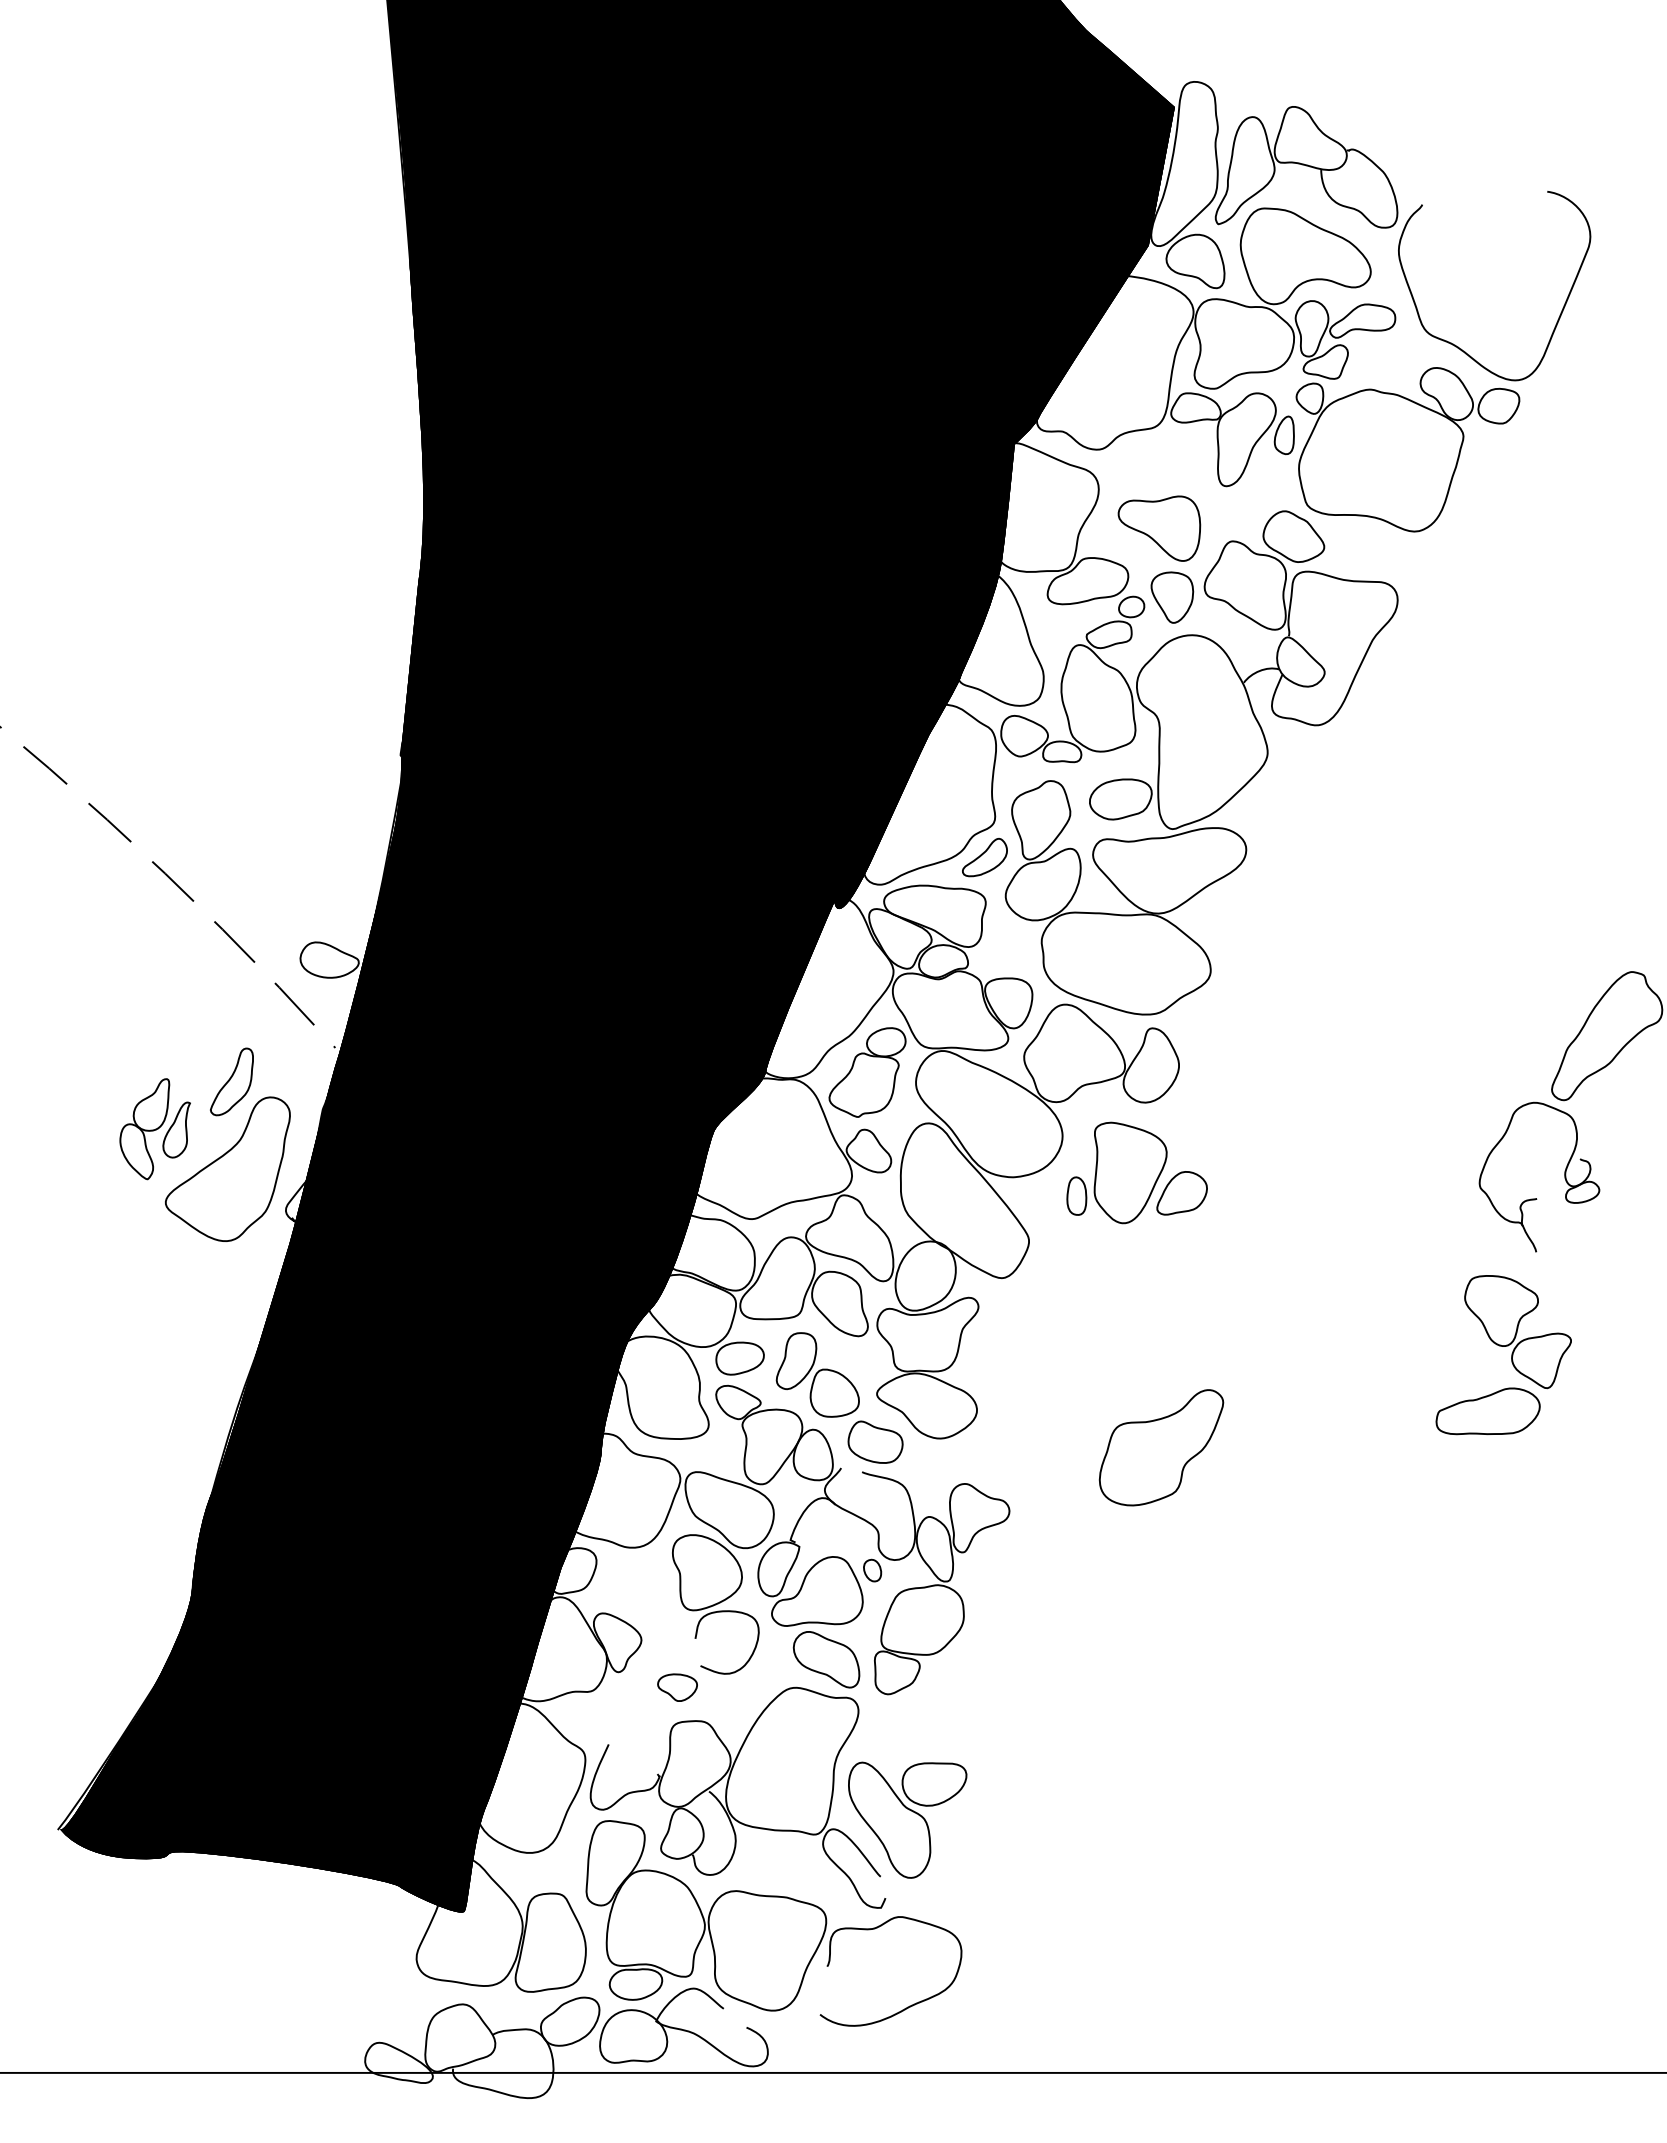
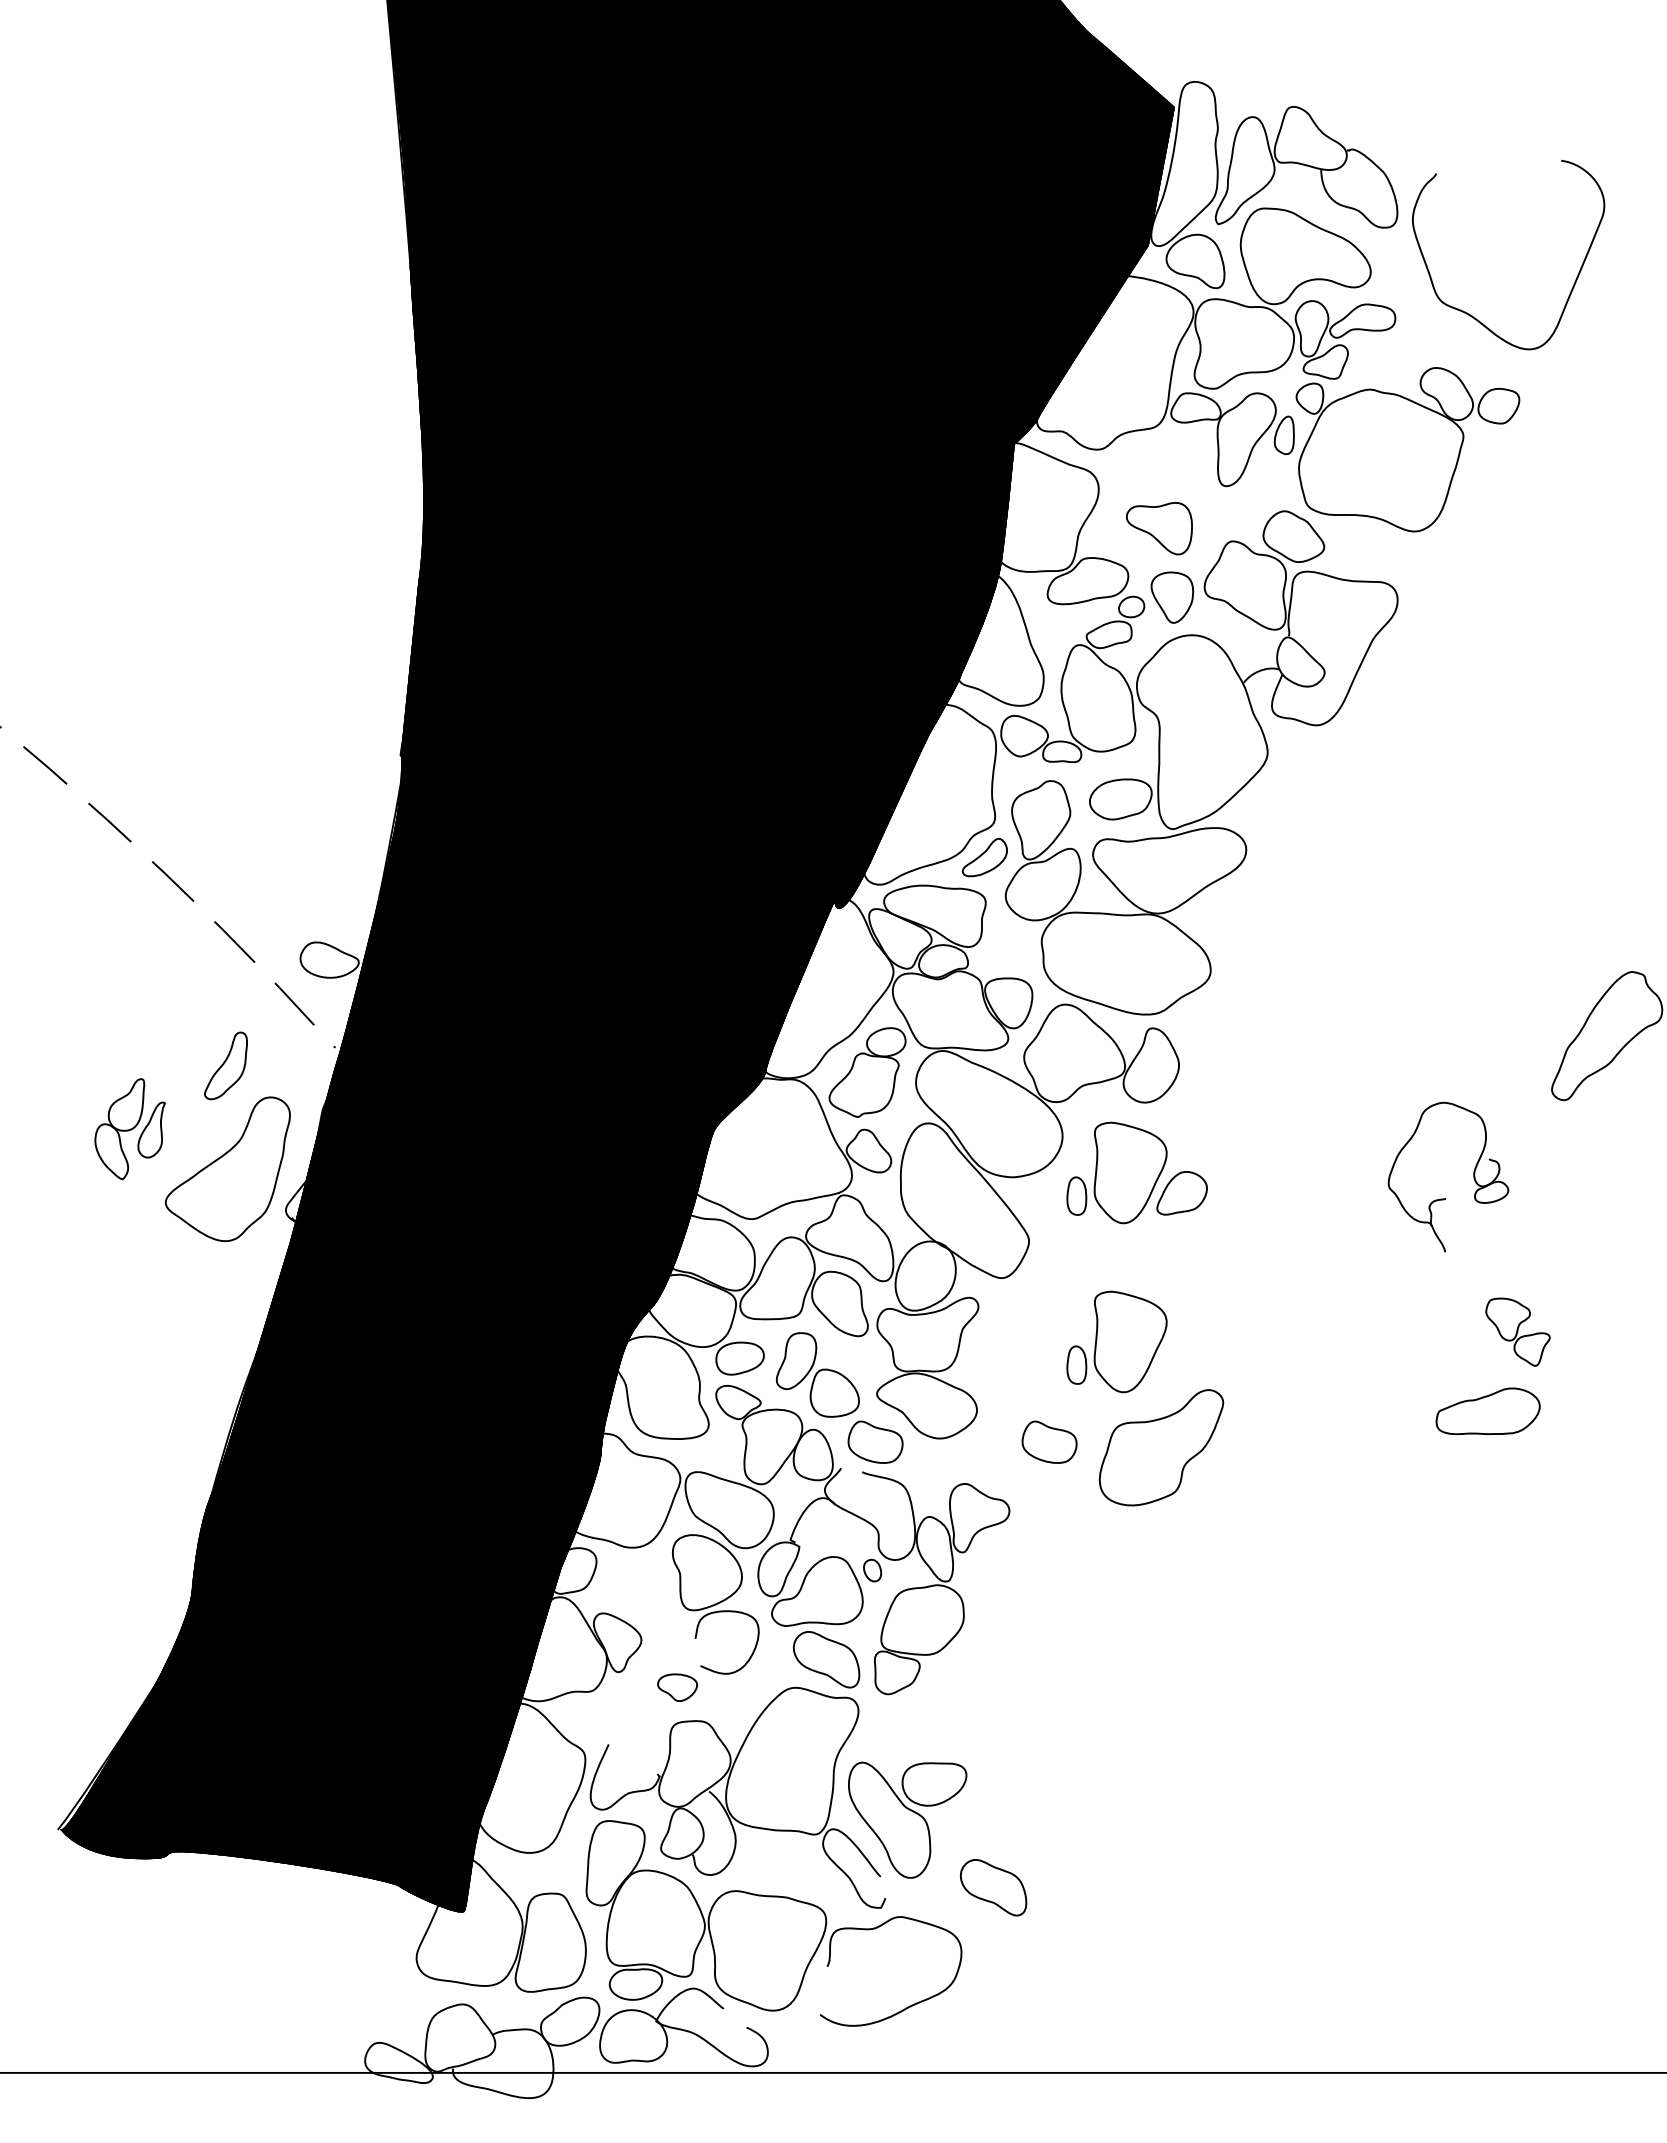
curve position: (1455, 344) -> (1469, 313) (1469, 313)
part size: 85x67 px -> 67x54 px (1159, 528)
part position: (231, 1081) -> (225, 1065) (225, 1065)
part position: (154, 1129) -> (129, 1129) (129, 1129)
part position: (1536, 1198) -> (1445, 1198) (1445, 1198)
part size: 108x115 px -> 66x70 px (1517, 1331)
part: none -> present (1116, 1341)
part: none -> present (1049, 1441)
part: none -> present (993, 1887)
